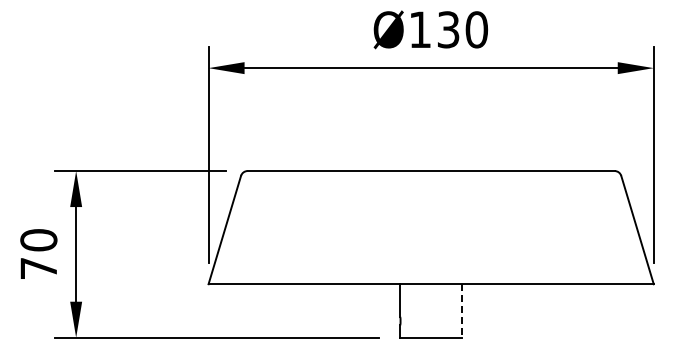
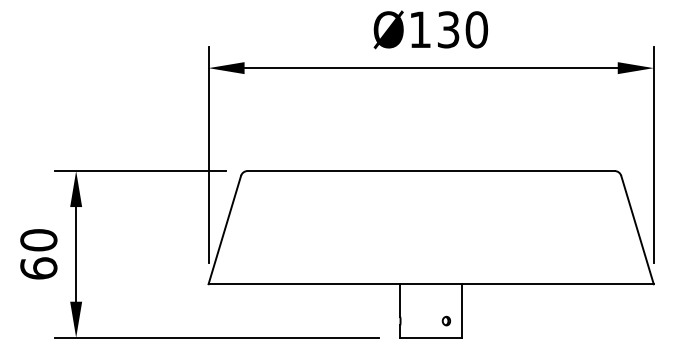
text: 70 -> 60 (38, 268)
line: dashed -> solid (462, 310)
part: none -> present (446, 320)
